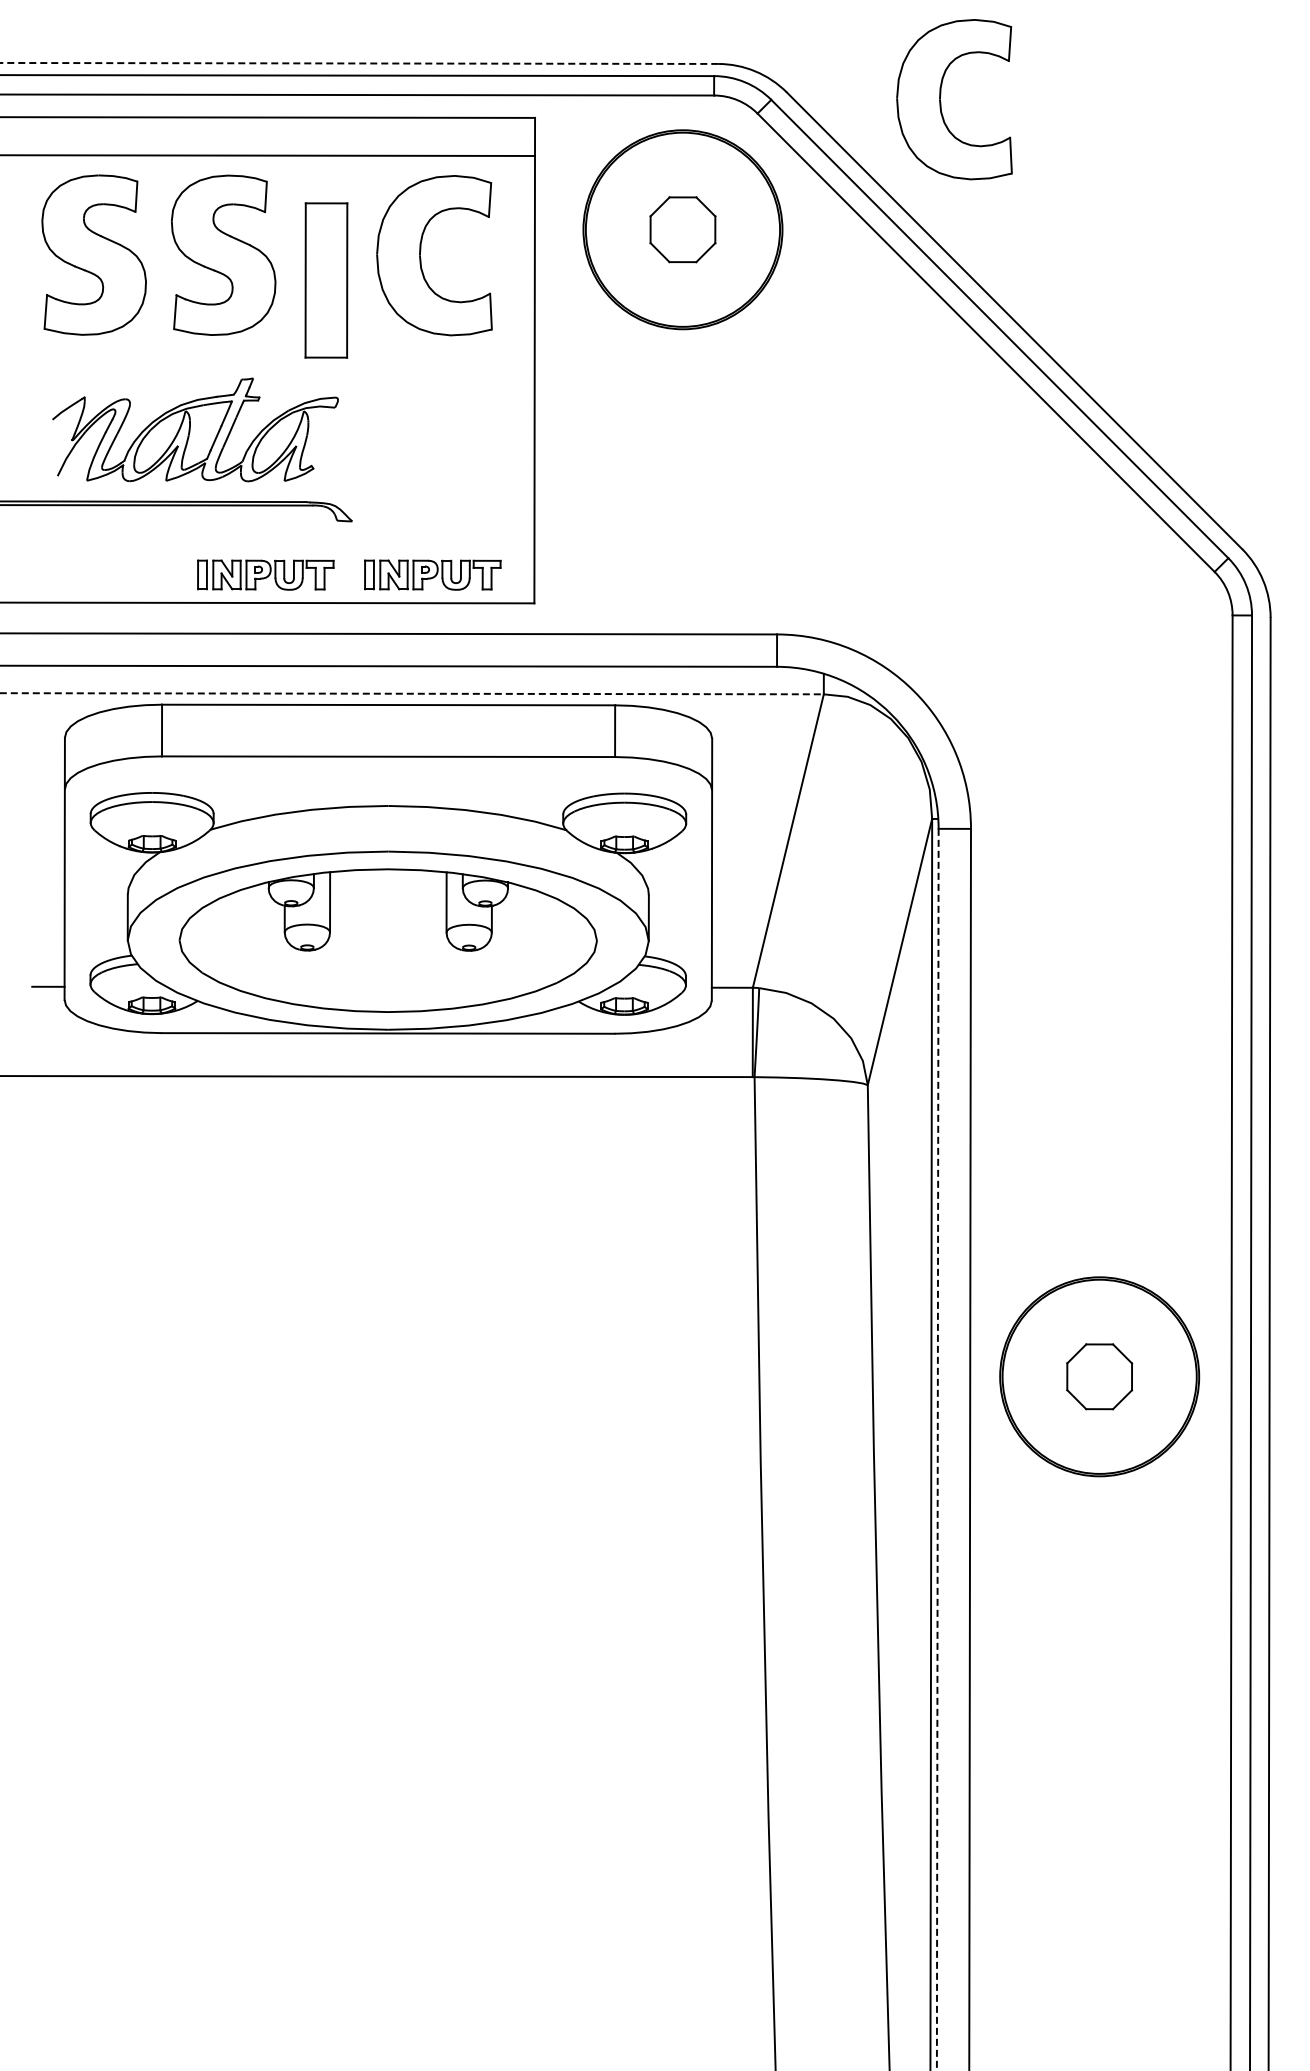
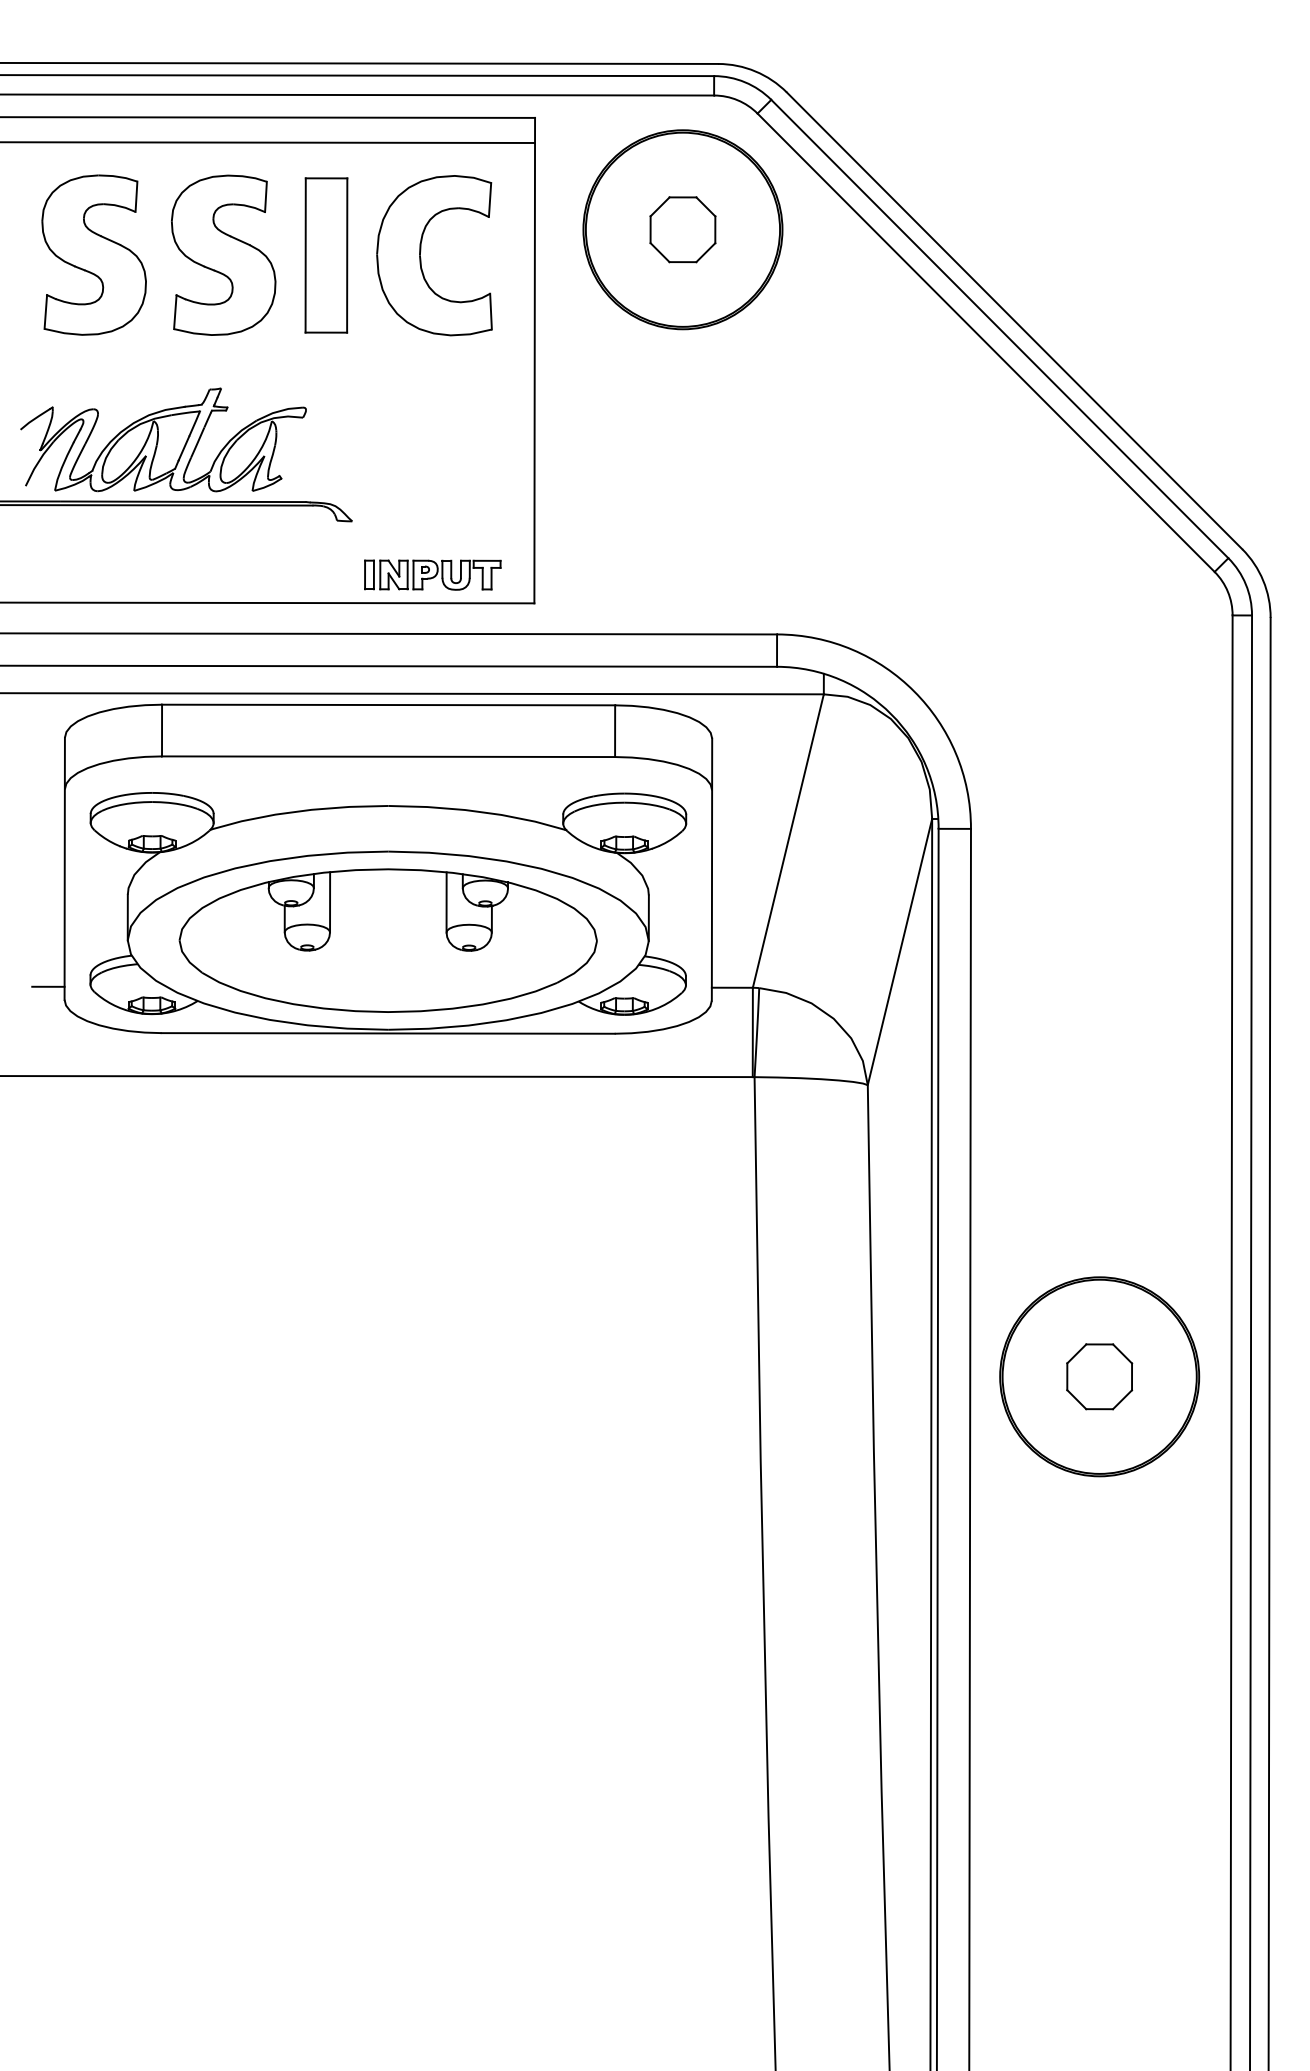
line: dashed -> solid (359, 63)
part: present -> none (941, 102)
line position: (268, 155) -> (268, 142) (268, 142)
part position: (326, 280) -> (326, 255) (326, 255)
part position: (195, 429) -> (163, 439) (163, 439)
part: present -> none (265, 574)
line: dashed -> solid (412, 693)
line: dashed -> solid (937, 1449)
